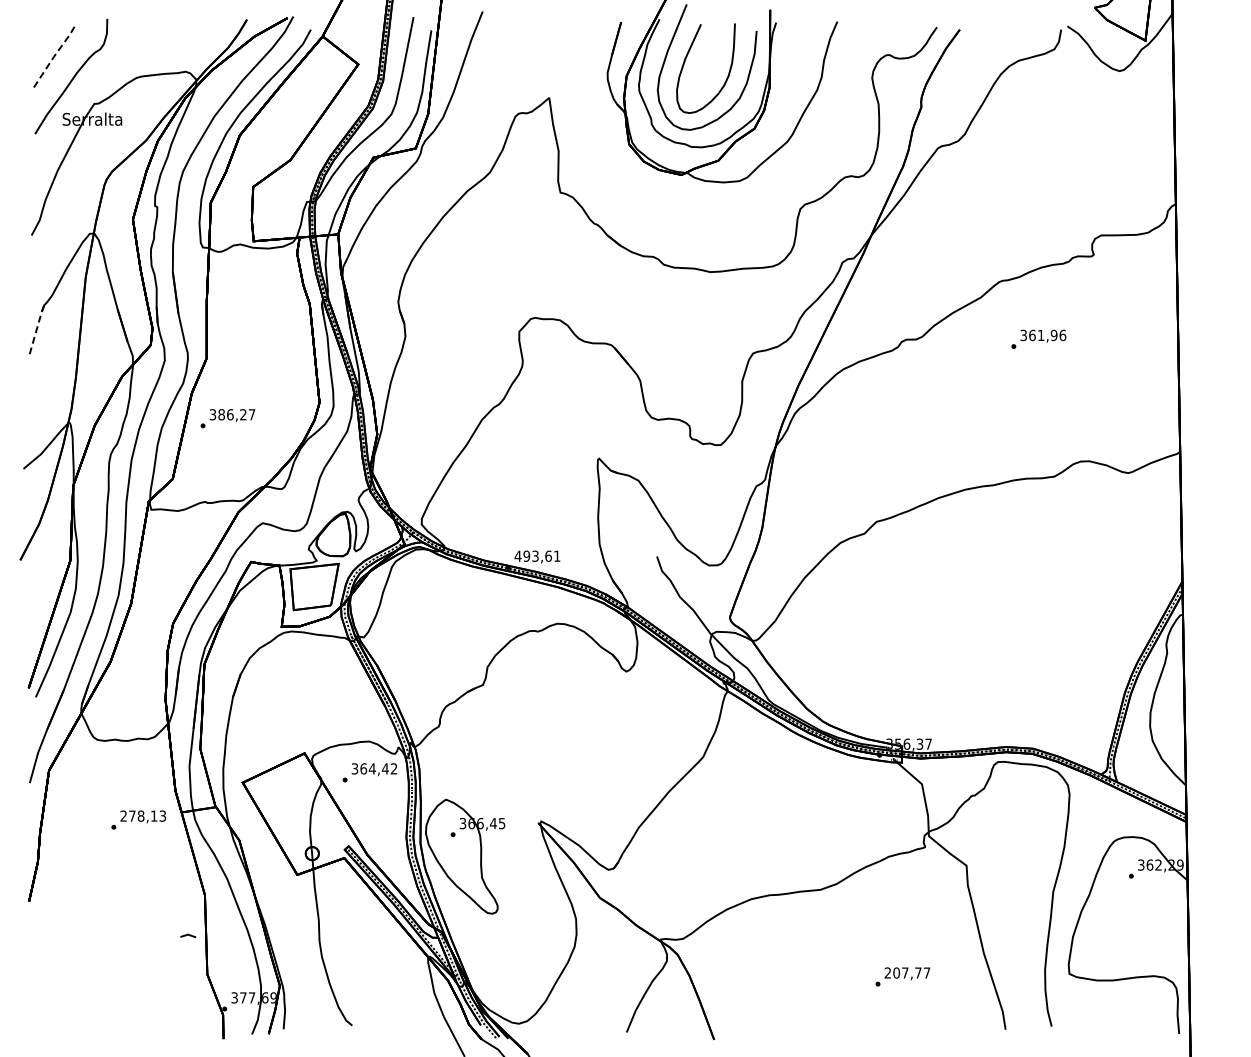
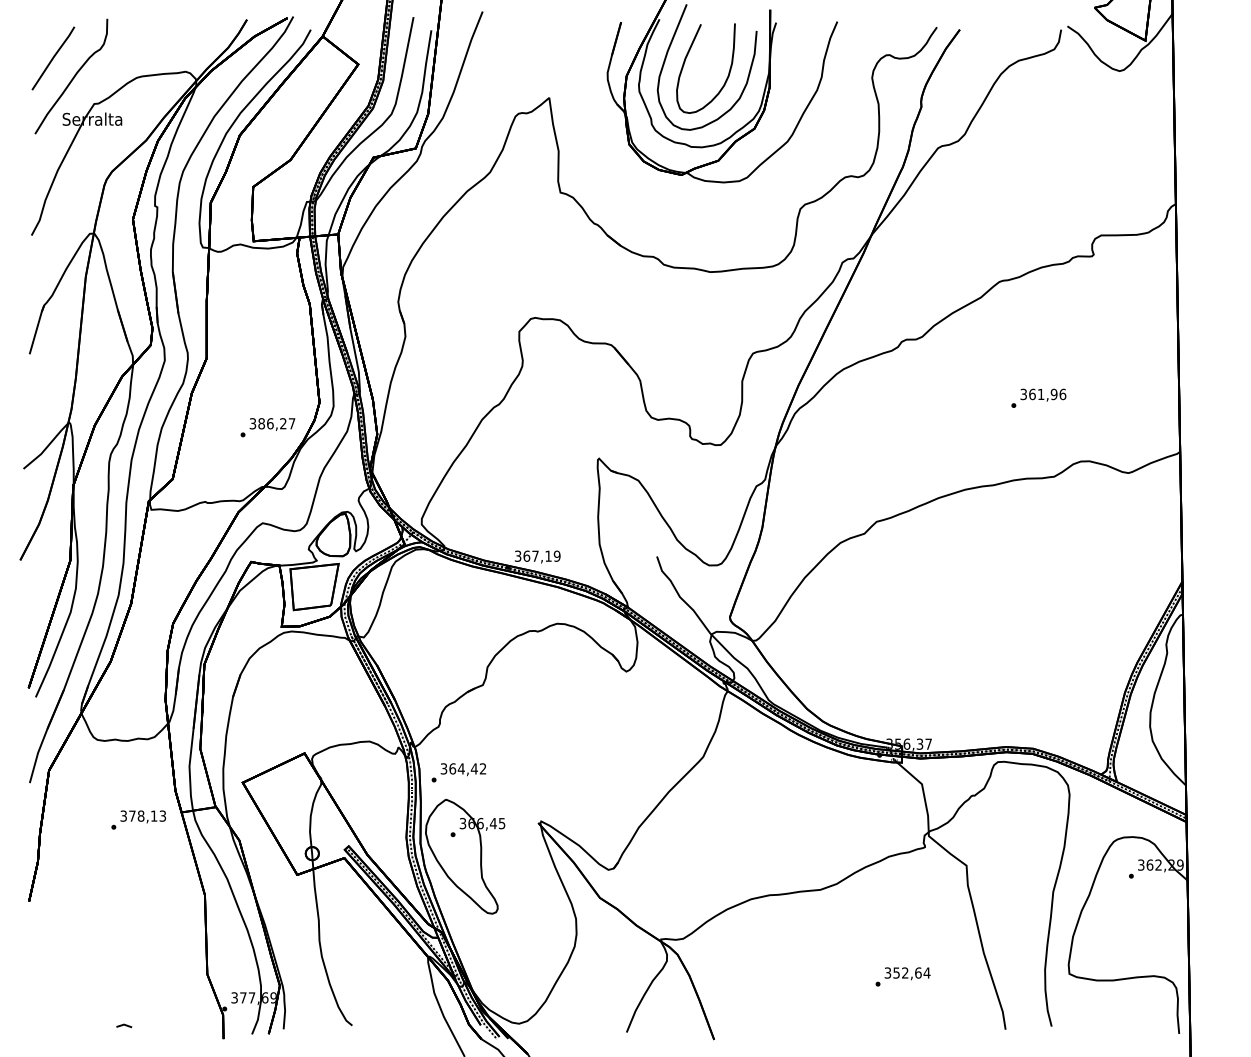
line: dashed -> solid (54, 56)
line: dashed -> solid (36, 328)
text position: (1038, 338) -> (1038, 397) (1038, 397)
text position: (227, 418) -> (267, 427) (267, 427)
text: 493,61 -> 367,19 (537, 555)
text position: (369, 772) -> (458, 772) (458, 772)
text: 278,13 -> 378,13 (123, 816)
line position: (188, 935) -> (124, 1025) (124, 1025)
text: 207,77 -> 352,64 (907, 972)
